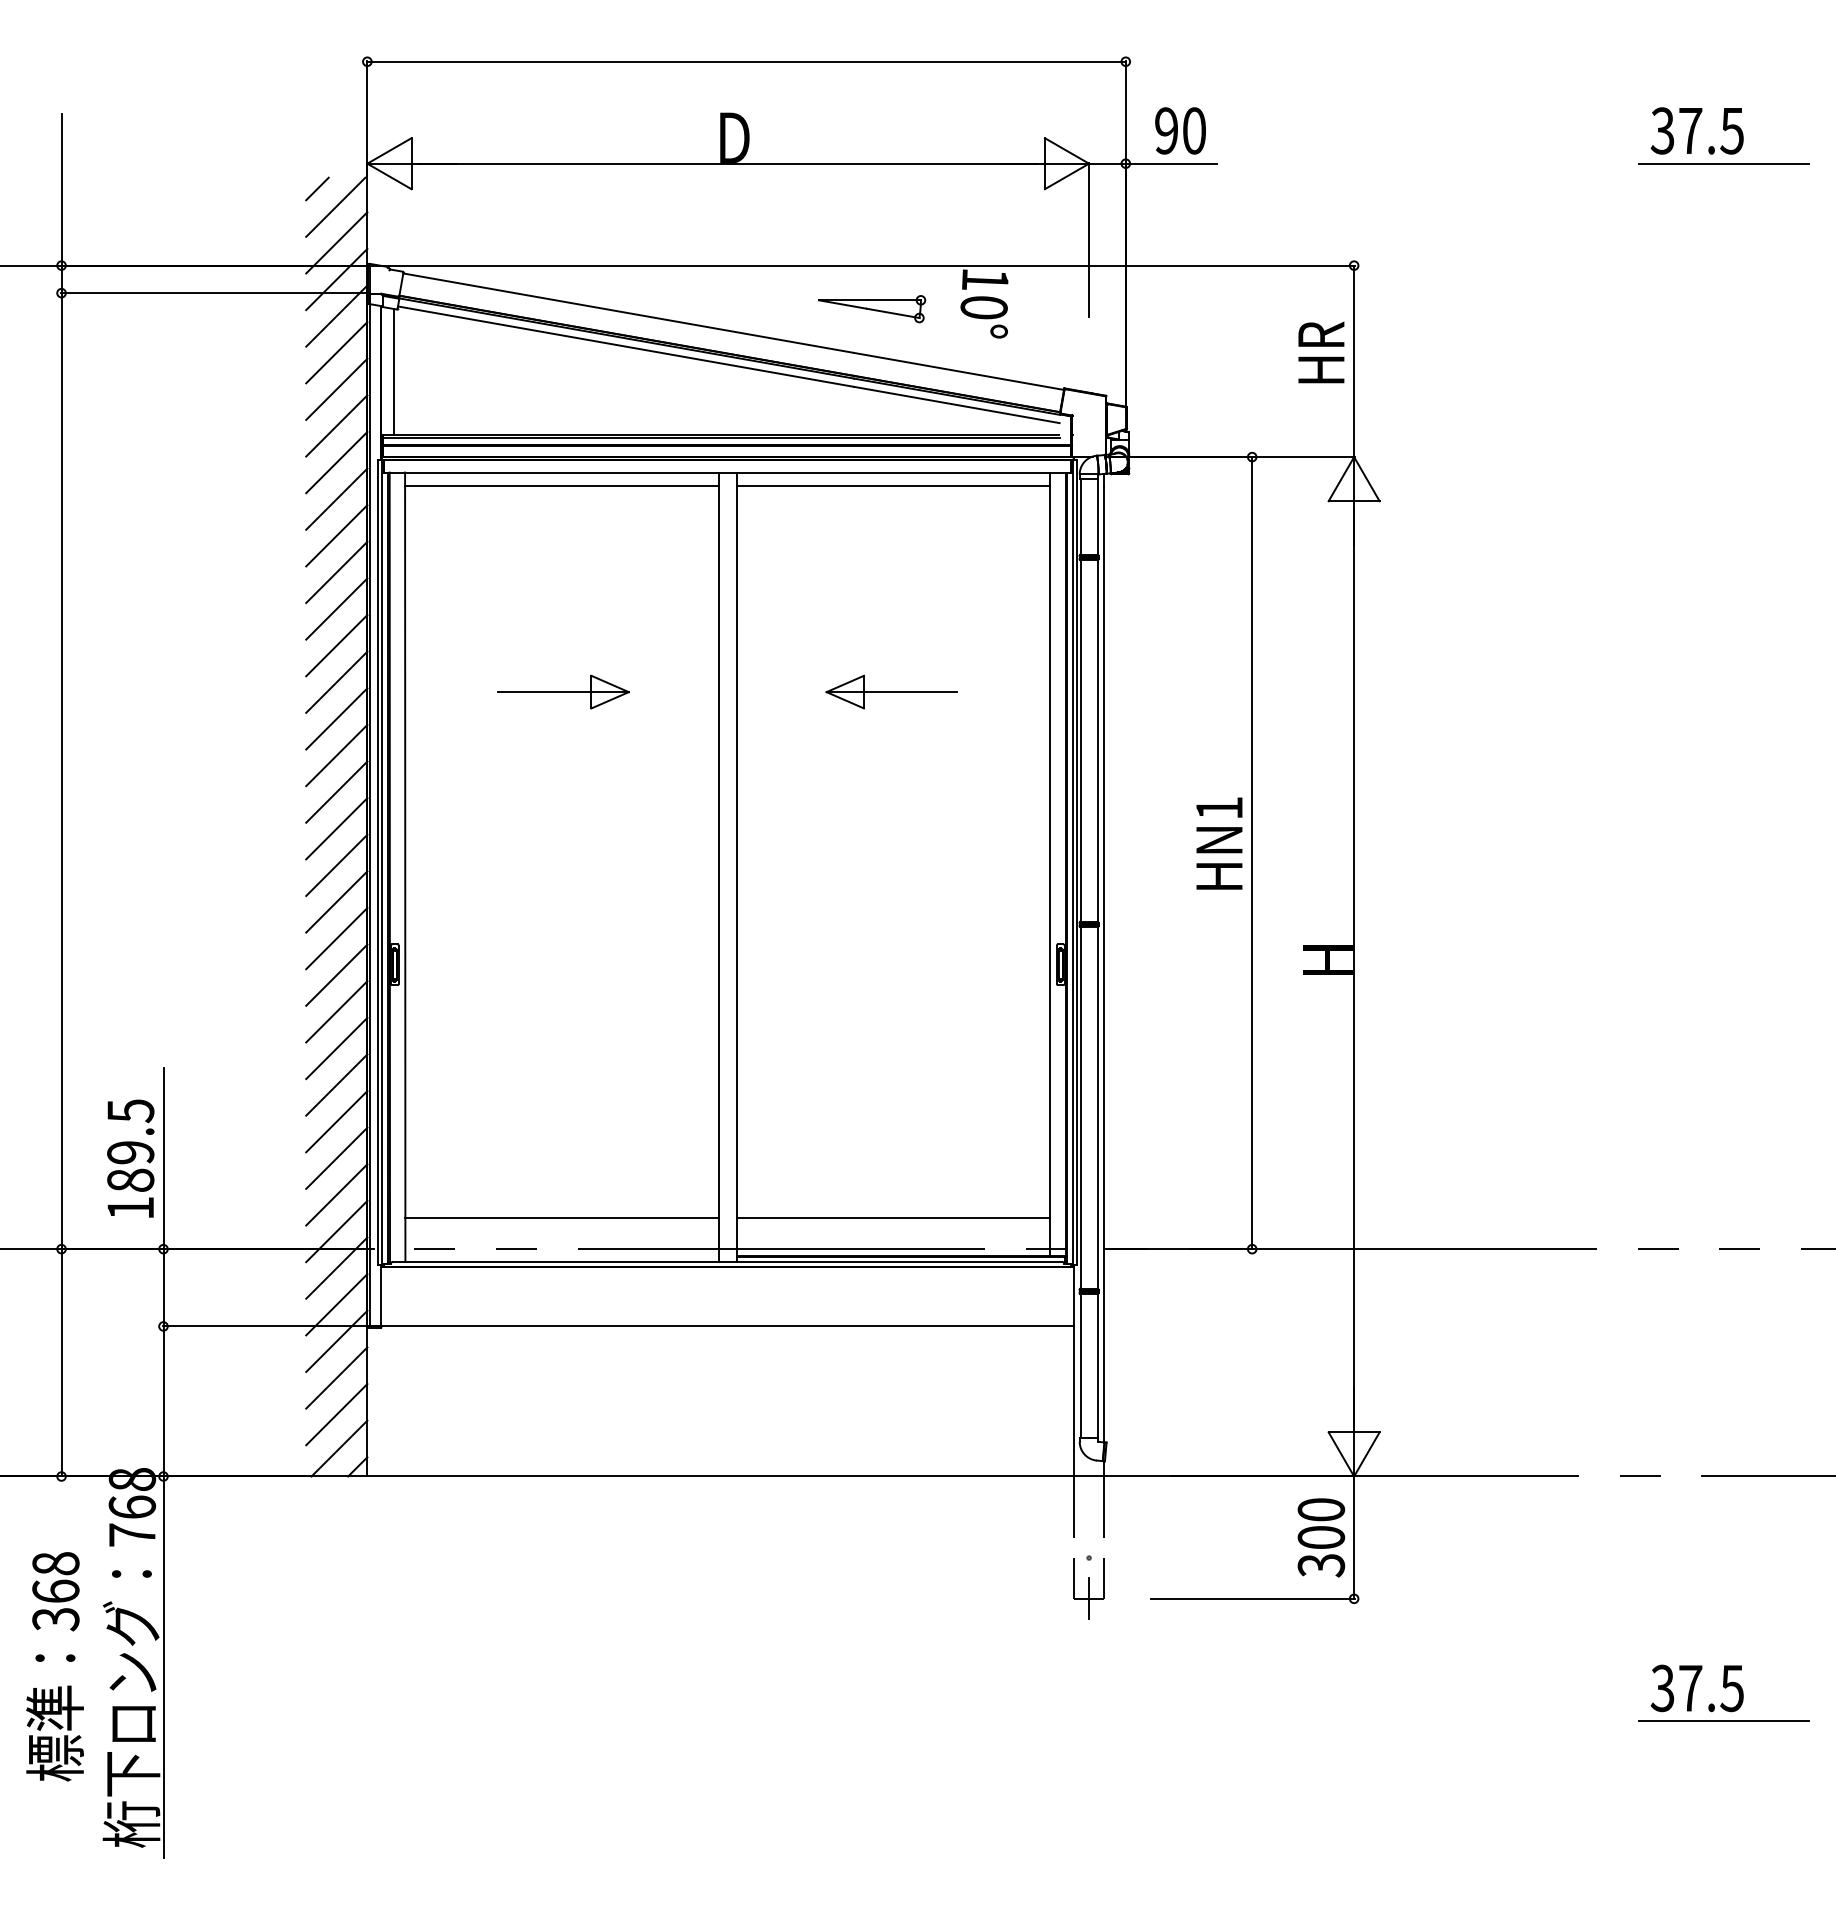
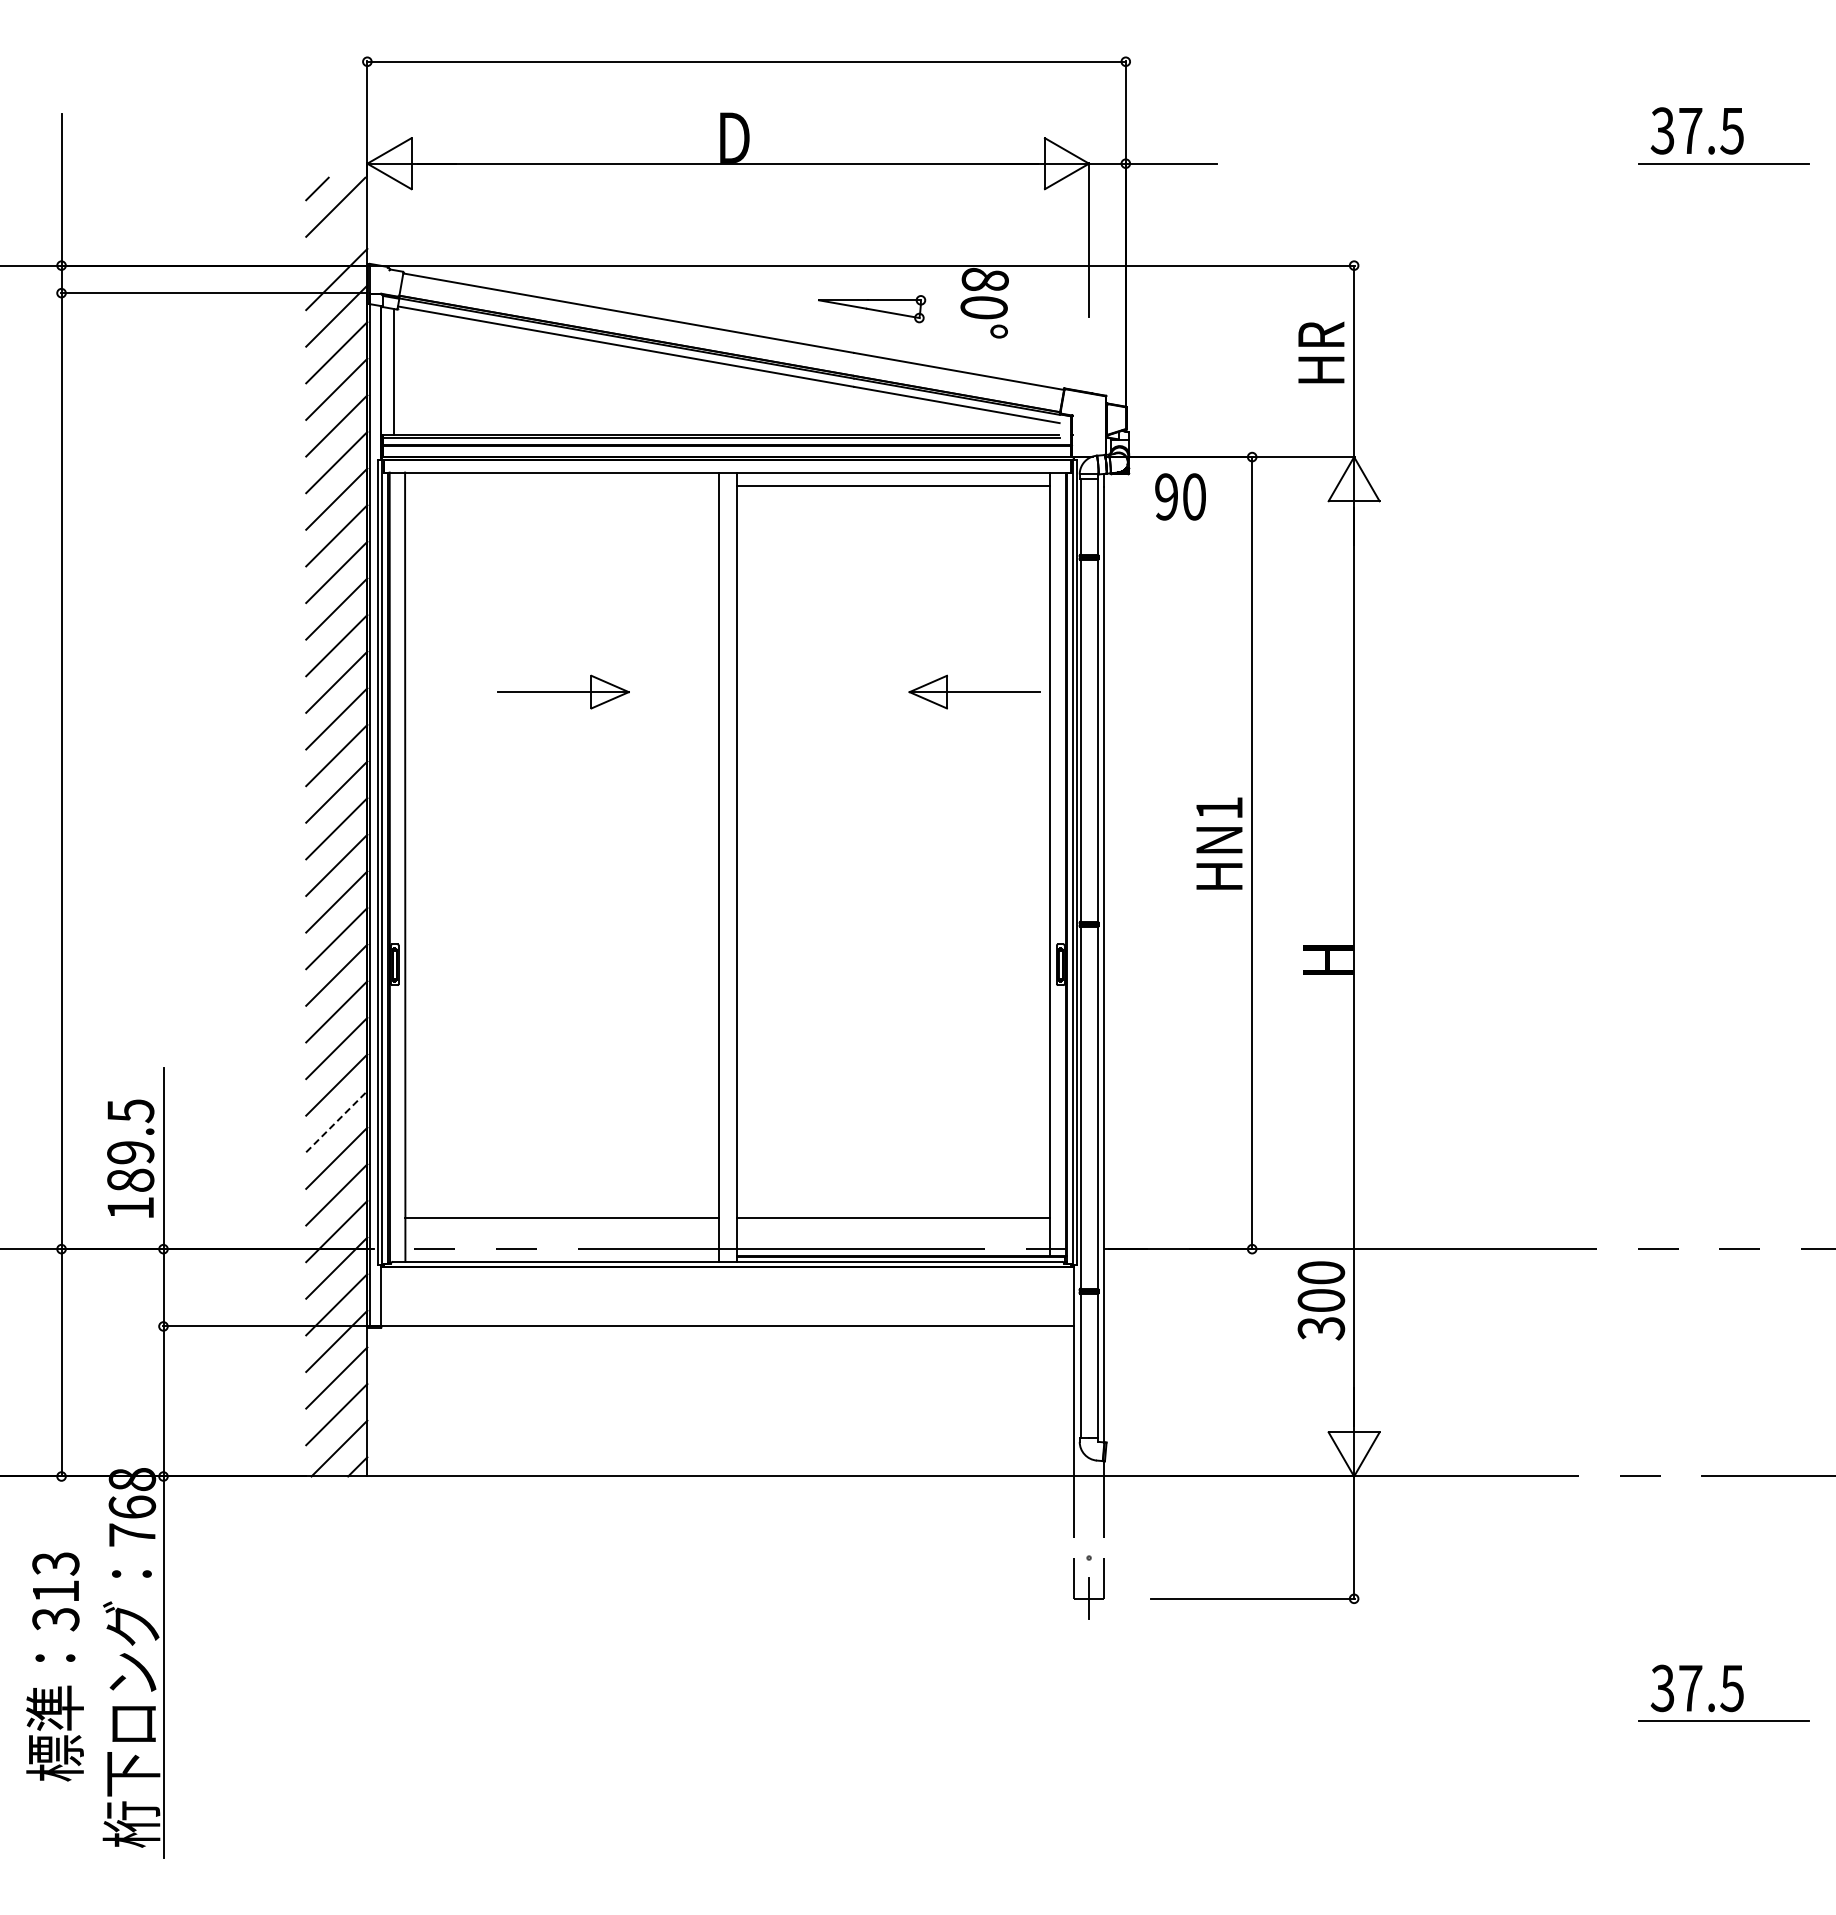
text position: (1180, 130) -> (1180, 496) (1180, 496)
line: present -> none (336, 242)
text: 10° -> 80° (984, 279)
line: present -> none (561, 485)
part position: (891, 691) -> (974, 691) (974, 691)
line: solid -> dashed (337, 1121)
text position: (1321, 1537) -> (1321, 1300) (1321, 1300)
text: 368 -> 313 (55, 1577)
